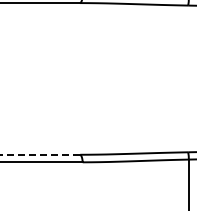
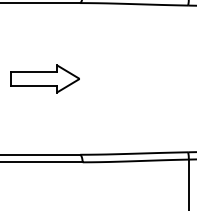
part: none -> present (44, 78)
line: dashed -> solid (39, 154)
